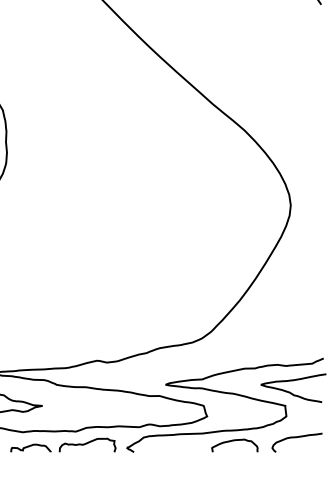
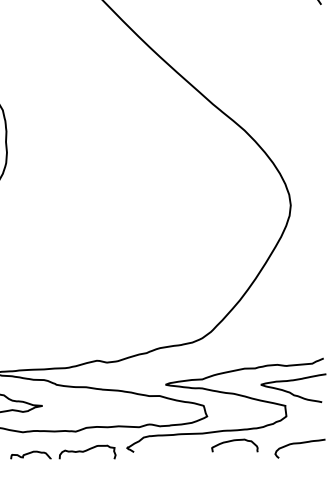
curve position: (296, 438) -> (299, 444) (299, 444)
part position: (63, 444) -> (63, 451) (63, 451)
